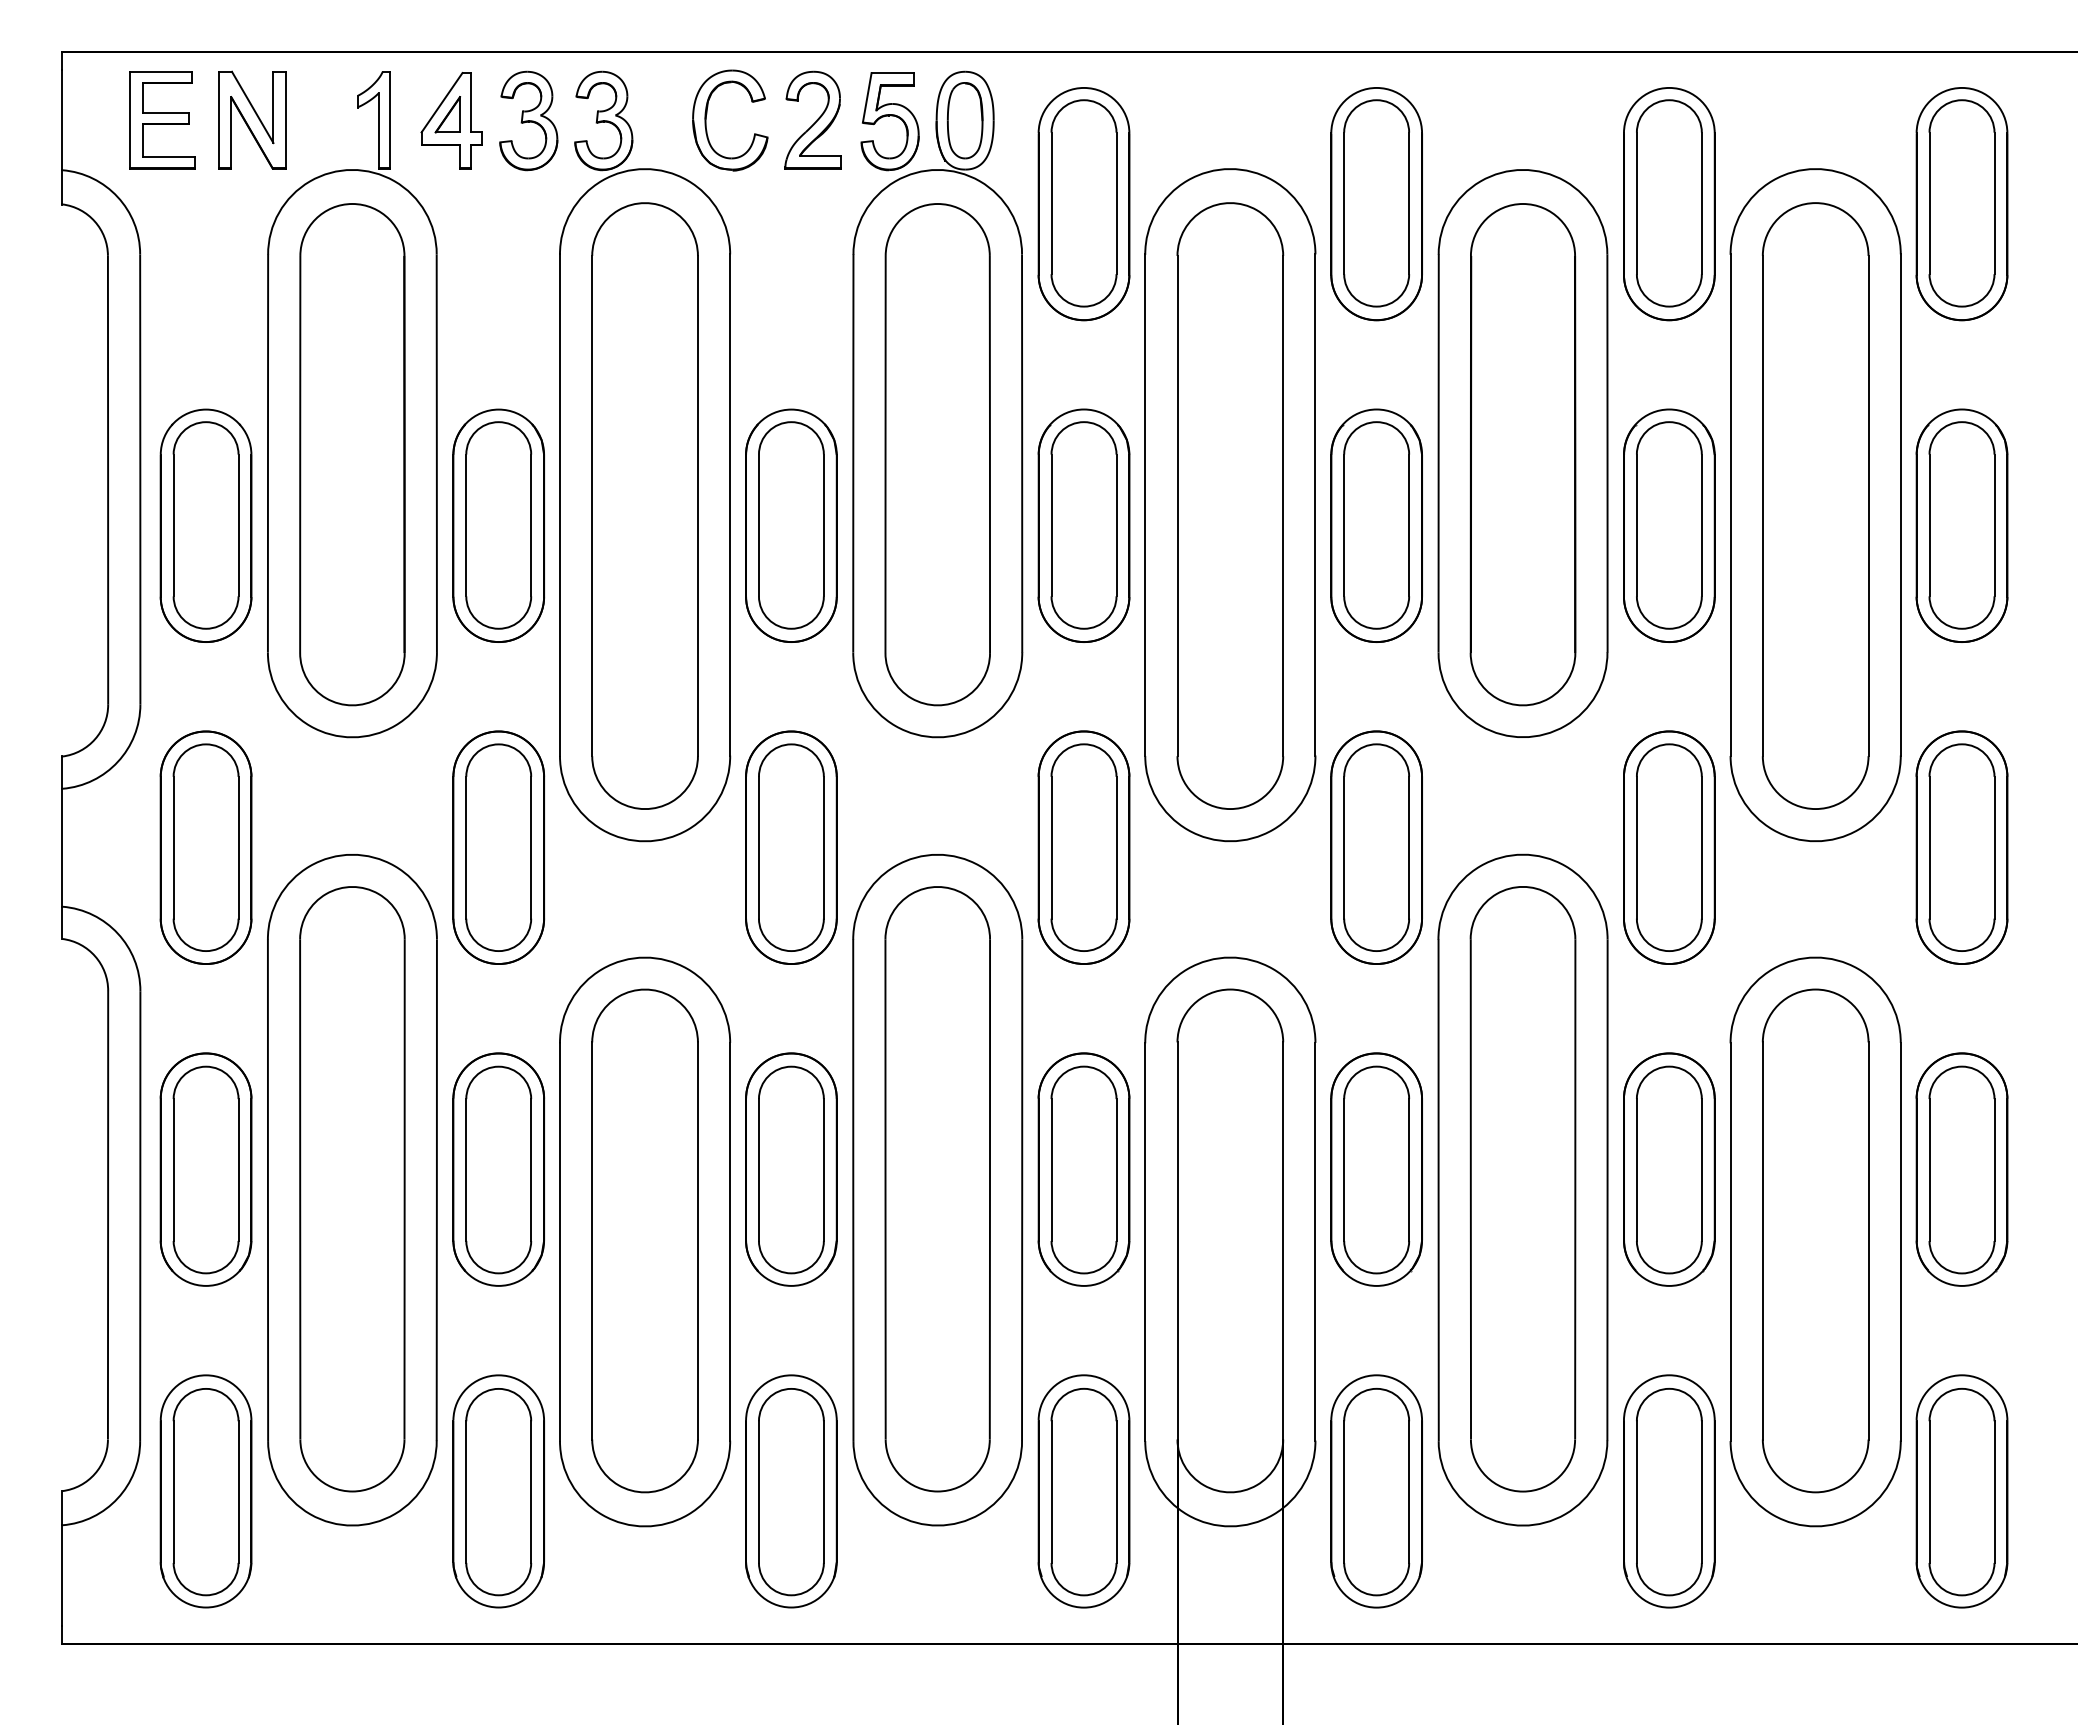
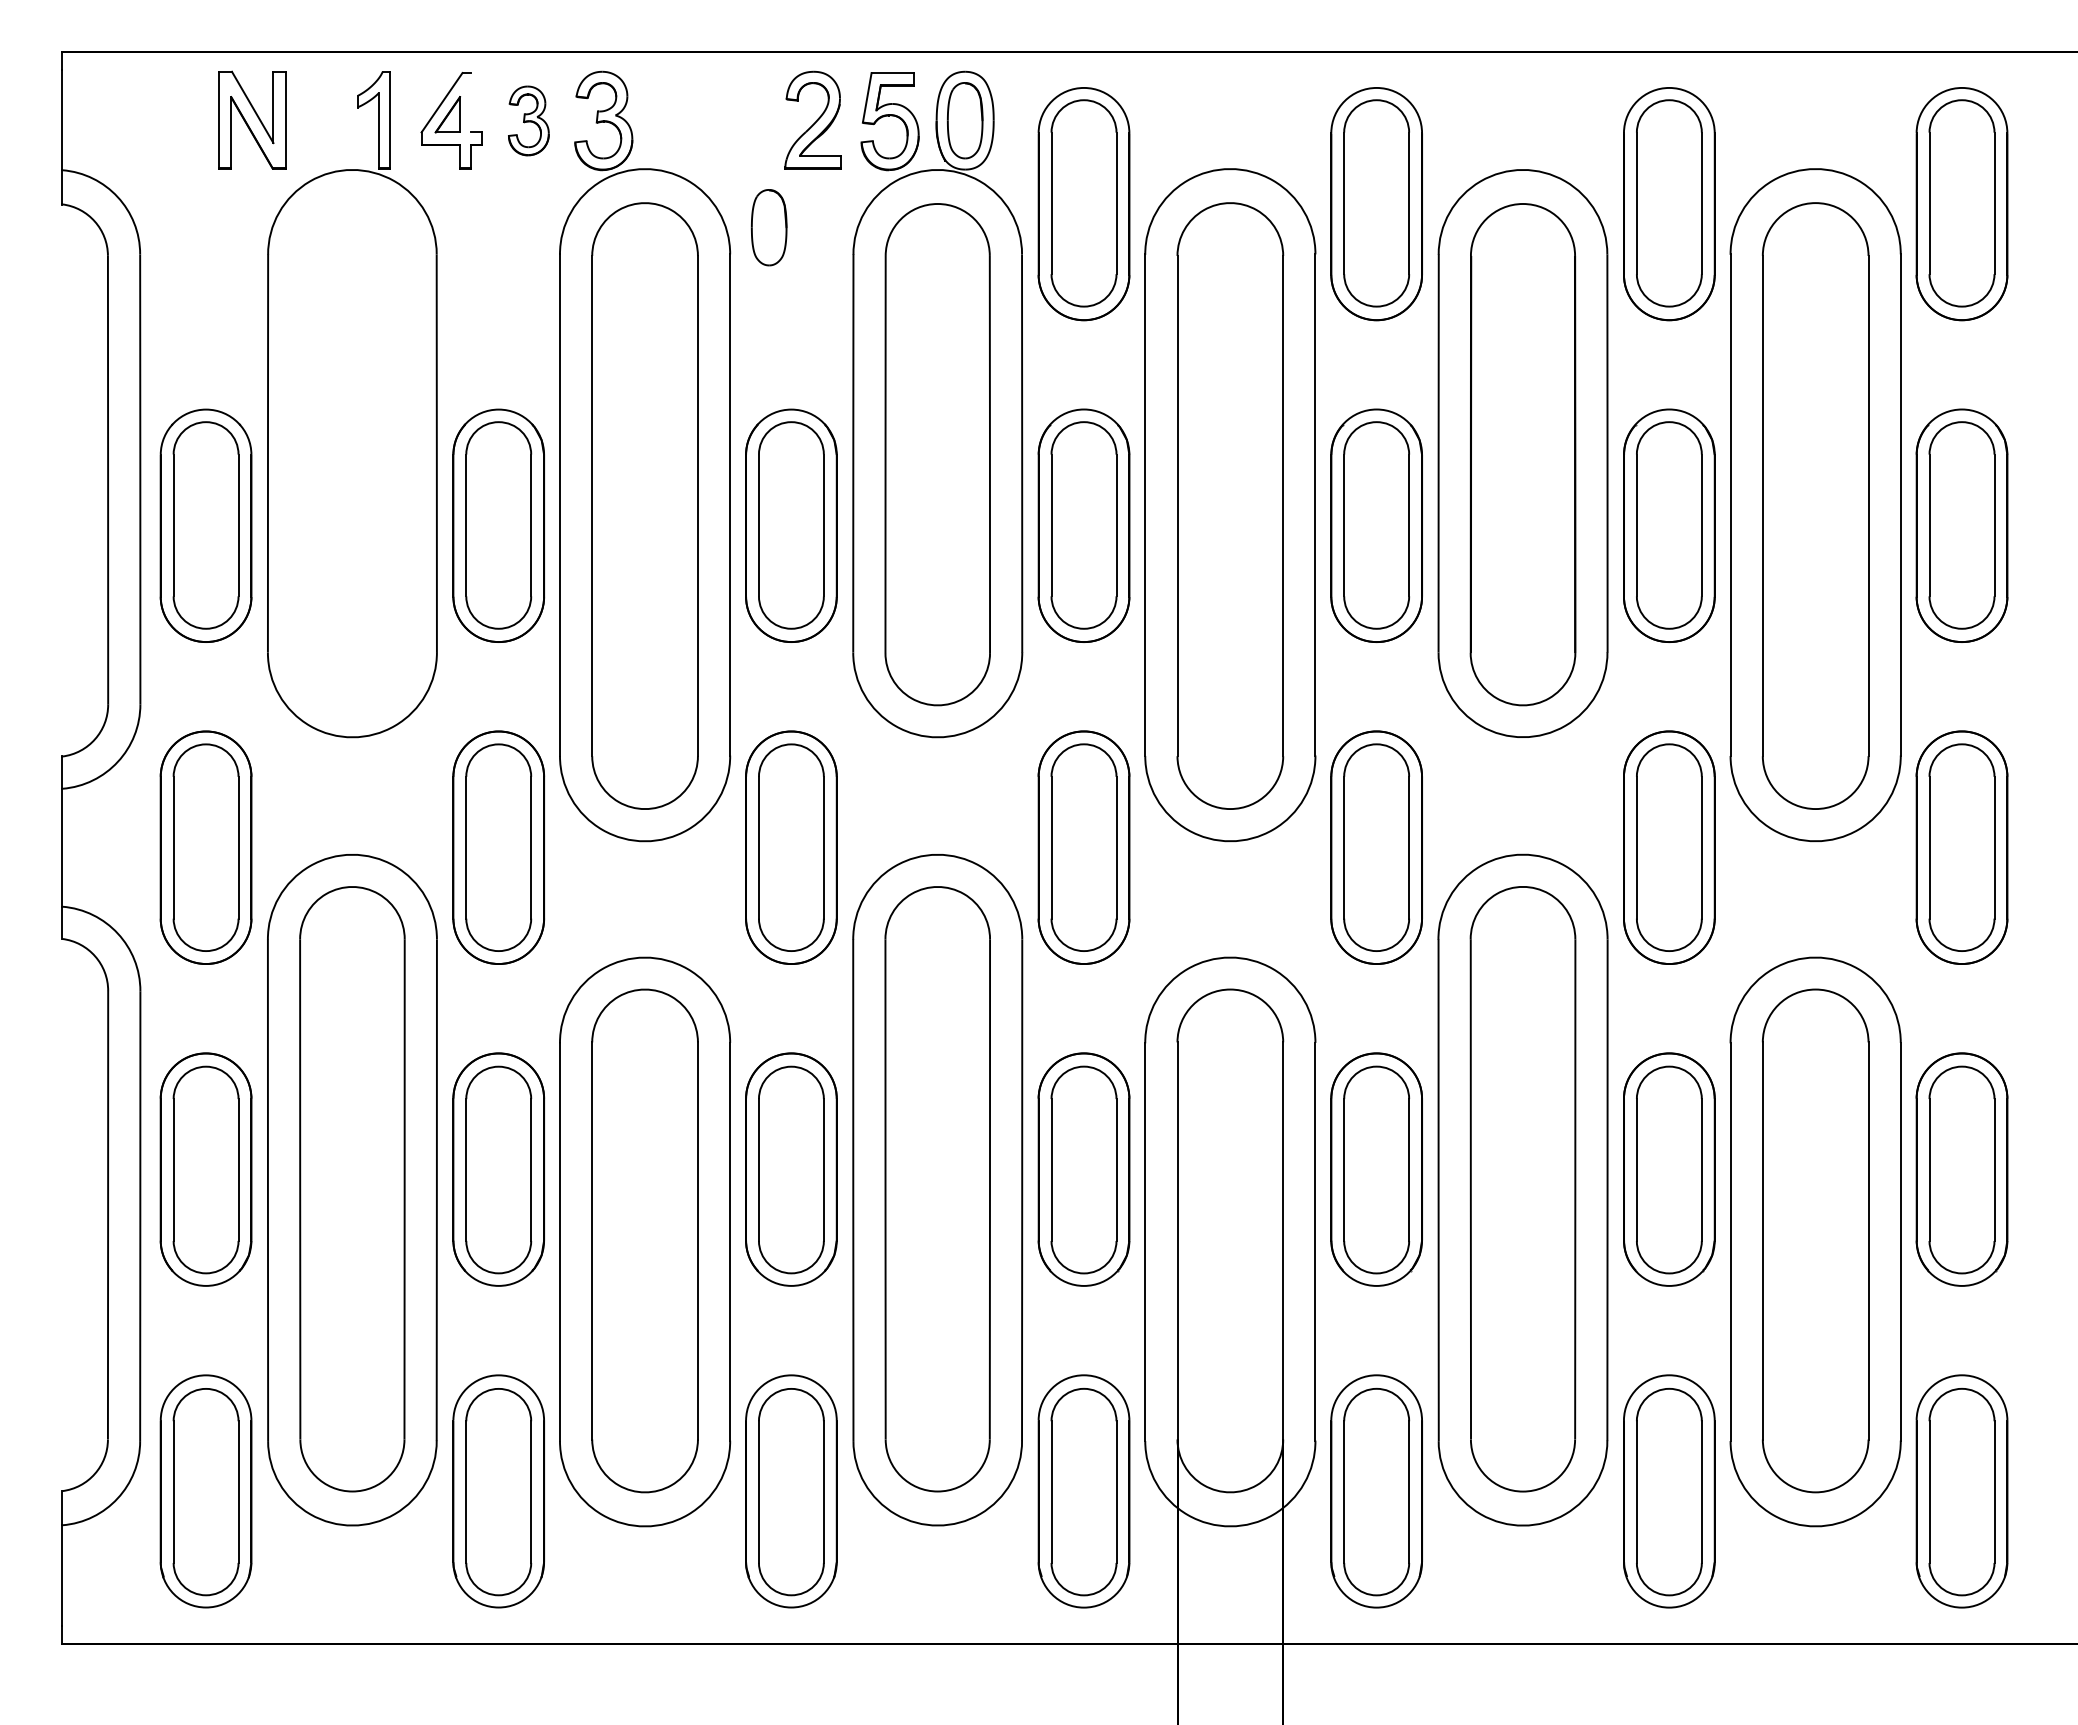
line: present -> none (471, 102)
part: present -> none (707, 114)
part: present -> none (162, 120)
part size: 60x102 px -> 42x72 px (528, 120)
part: none -> present (768, 227)
part: present -> none (352, 454)
